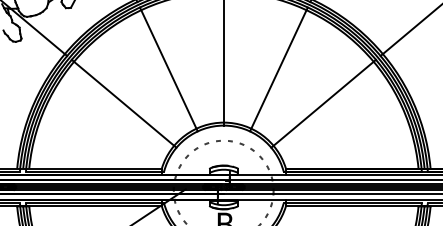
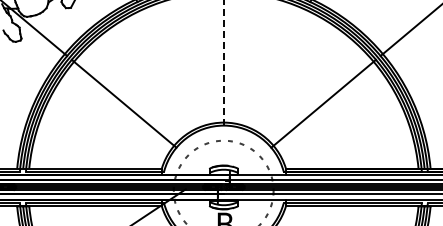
line: solid -> dashed (223, 62)
line: present -> none (168, 69)
line: present -> none (278, 69)
